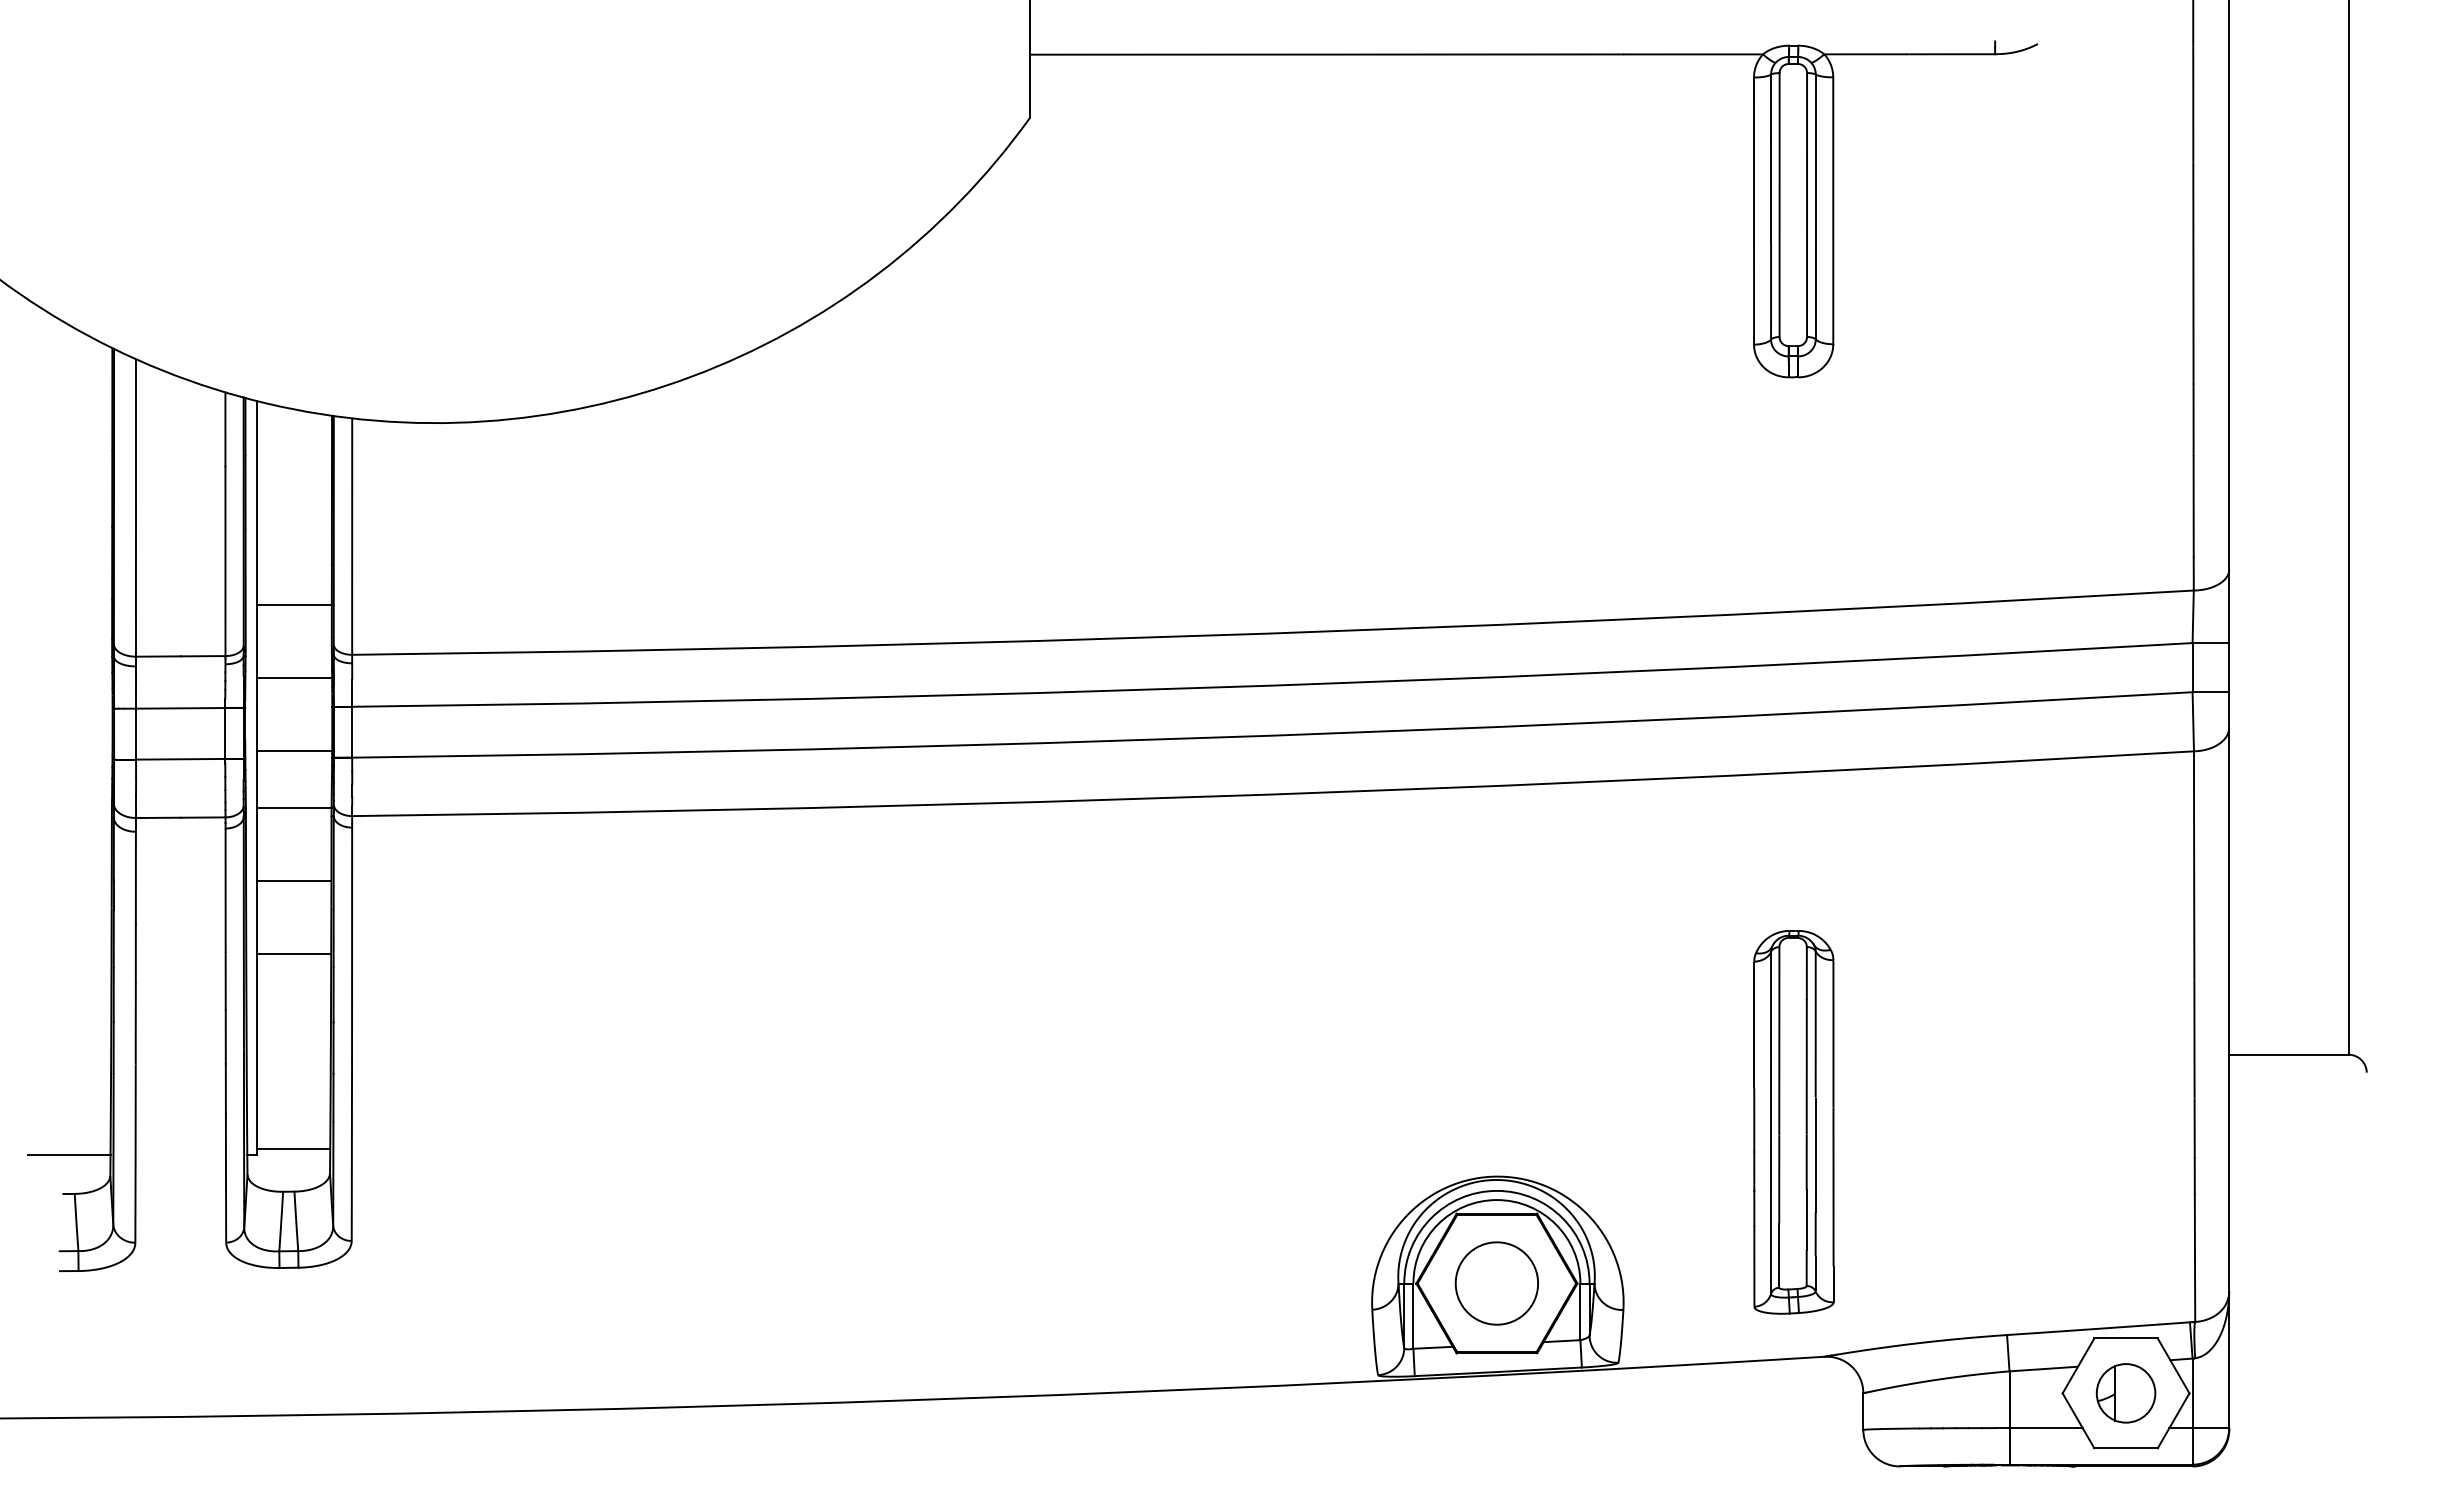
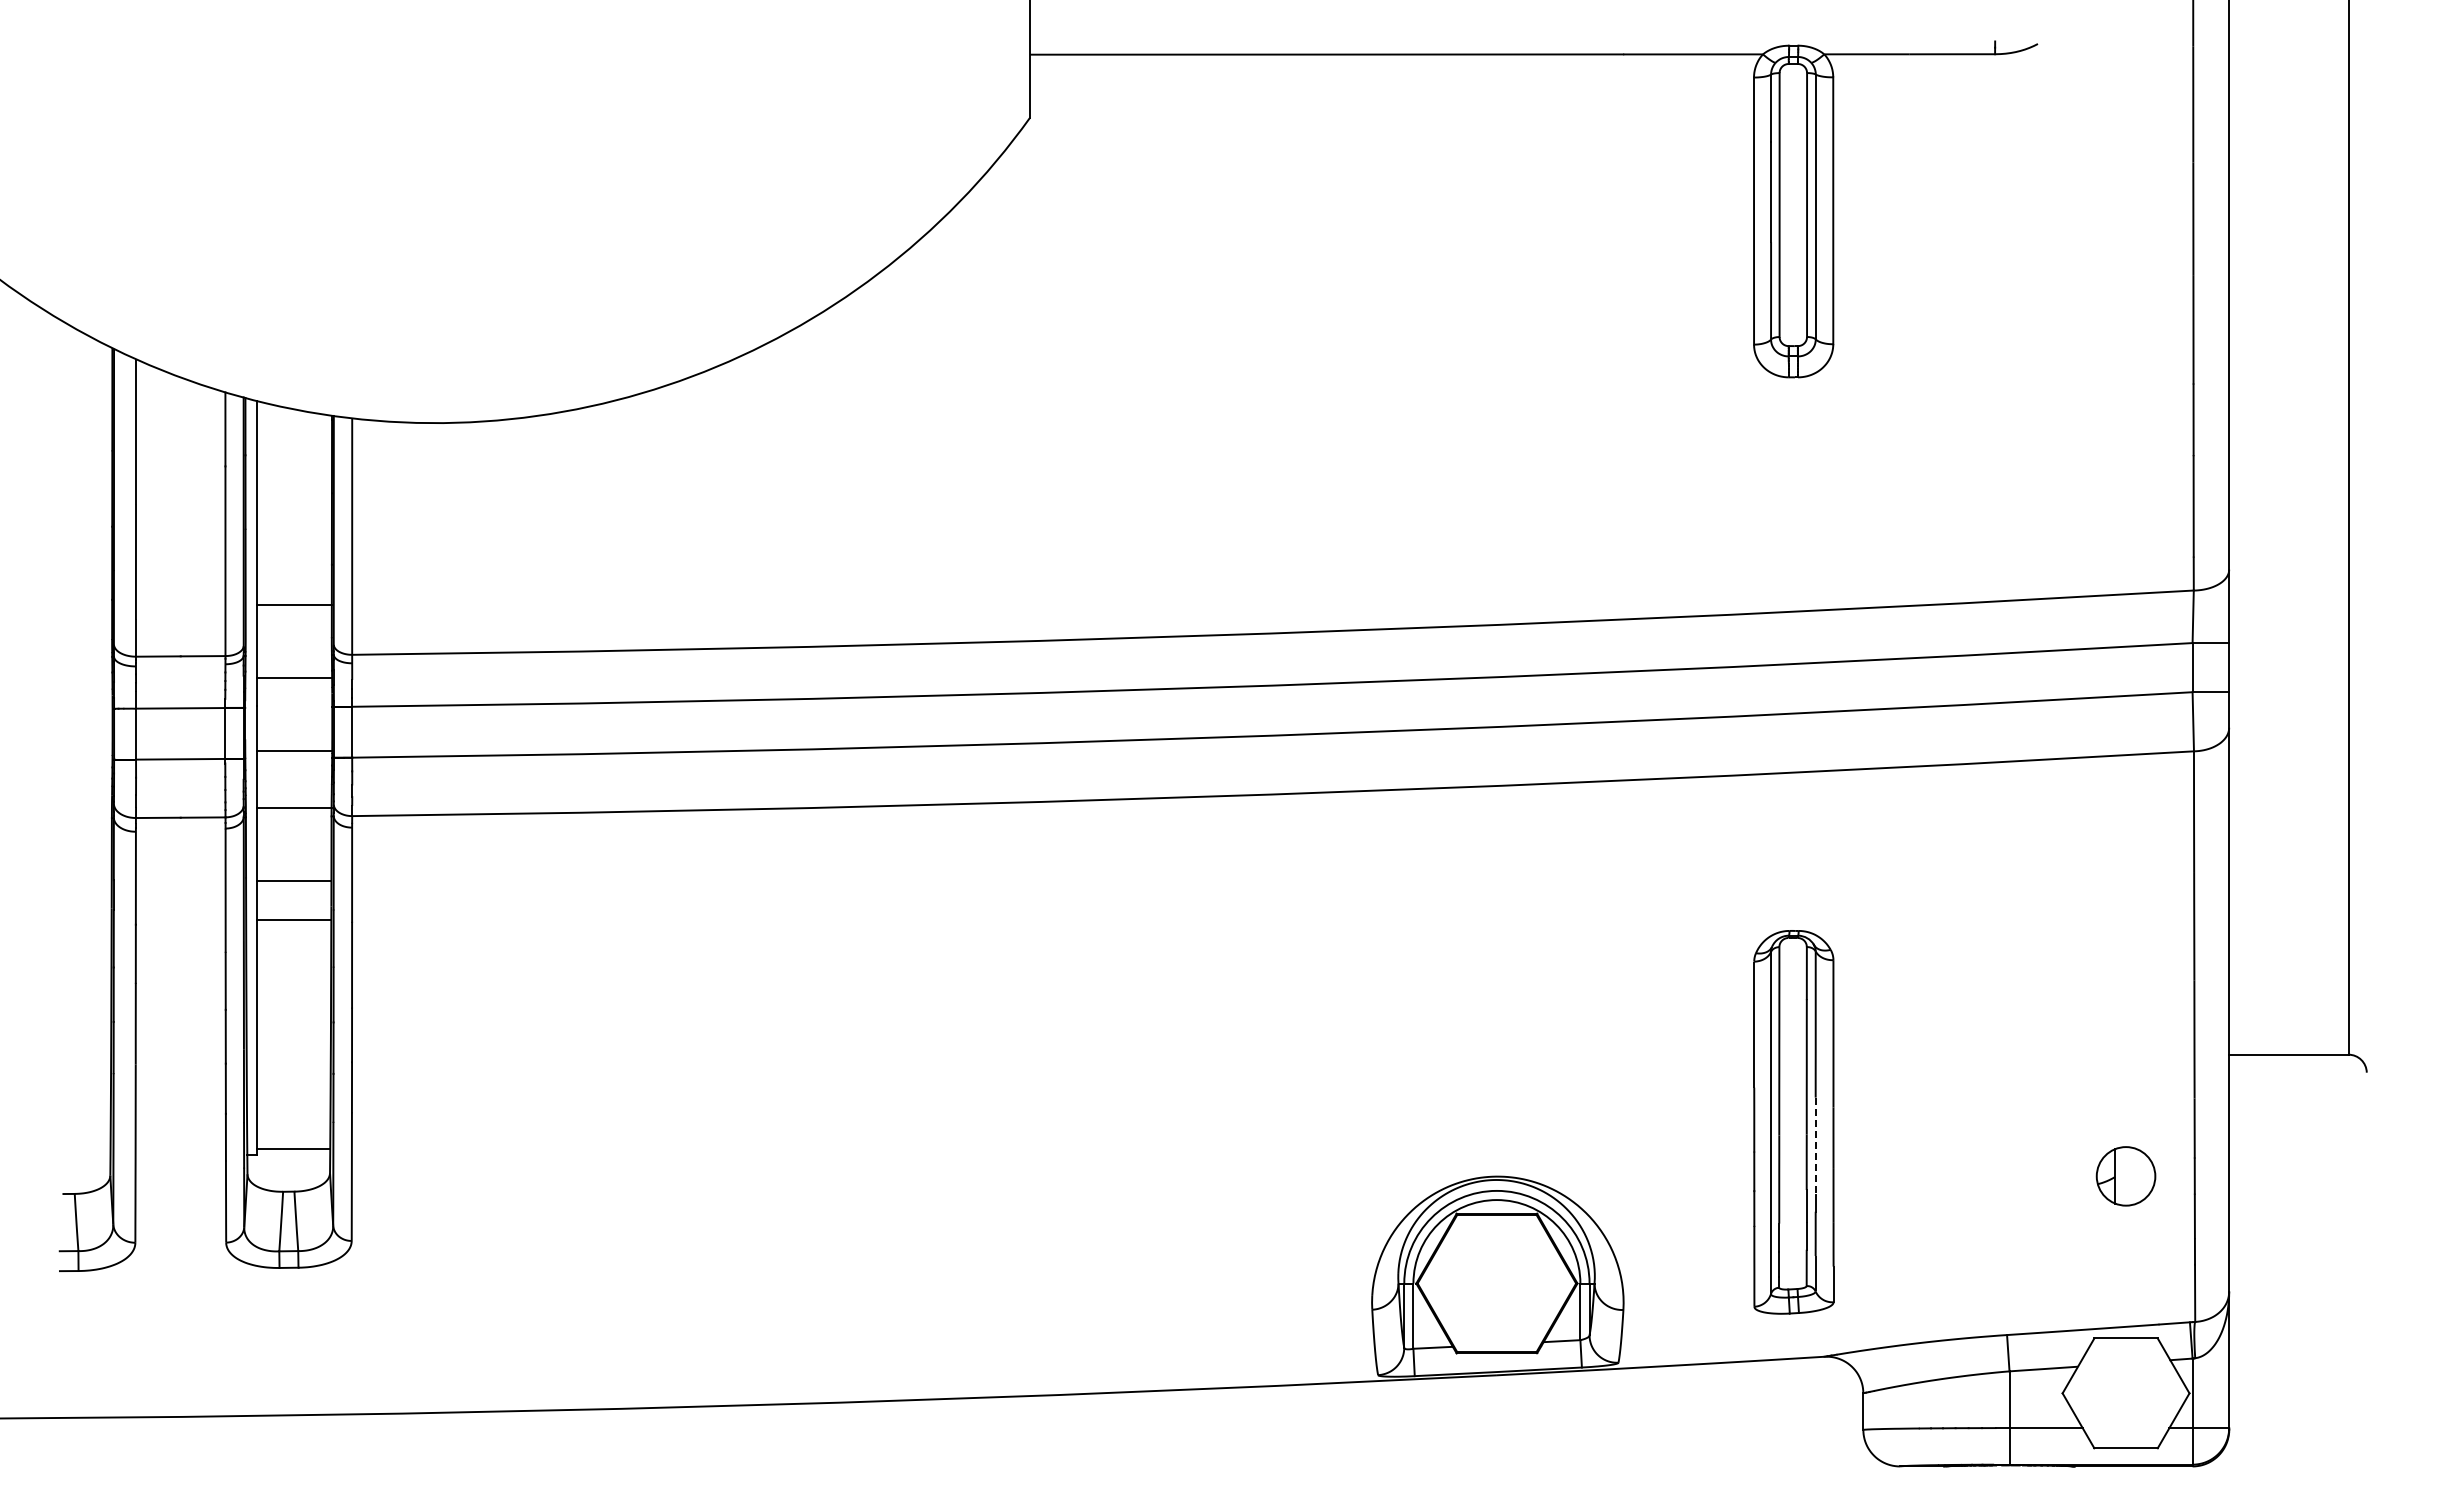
line position: (293, 954) -> (293, 920) (293, 920)
line: solid -> dashed (1815, 1146)
line: present -> none (68, 1155)
circle: present -> none (1496, 1283)
part position: (2125, 1393) -> (2125, 1176) (2125, 1176)
